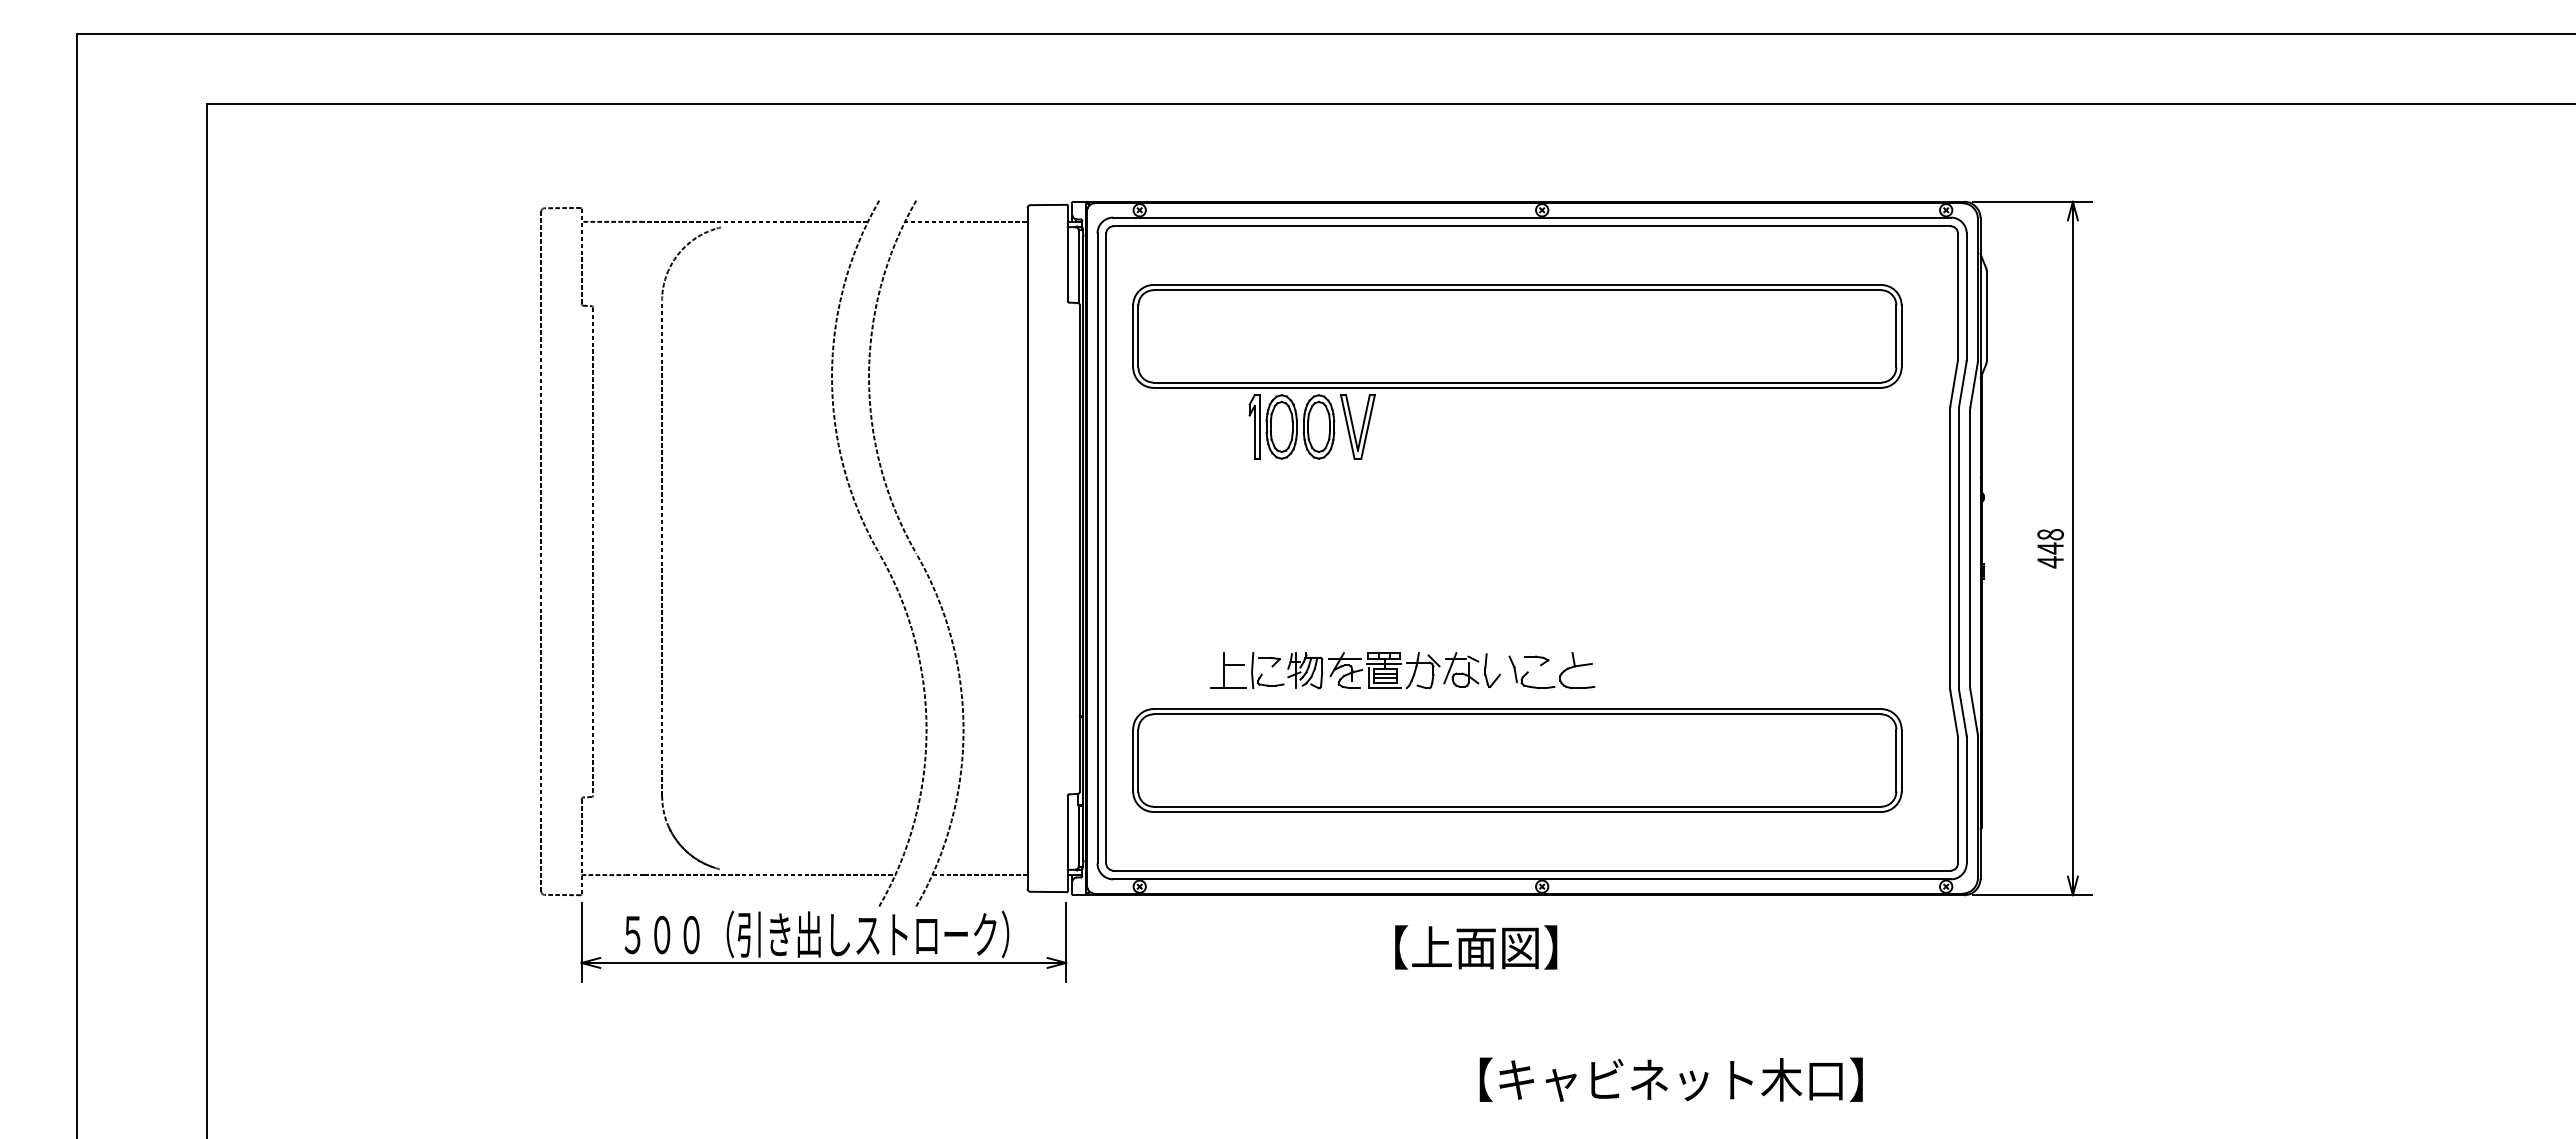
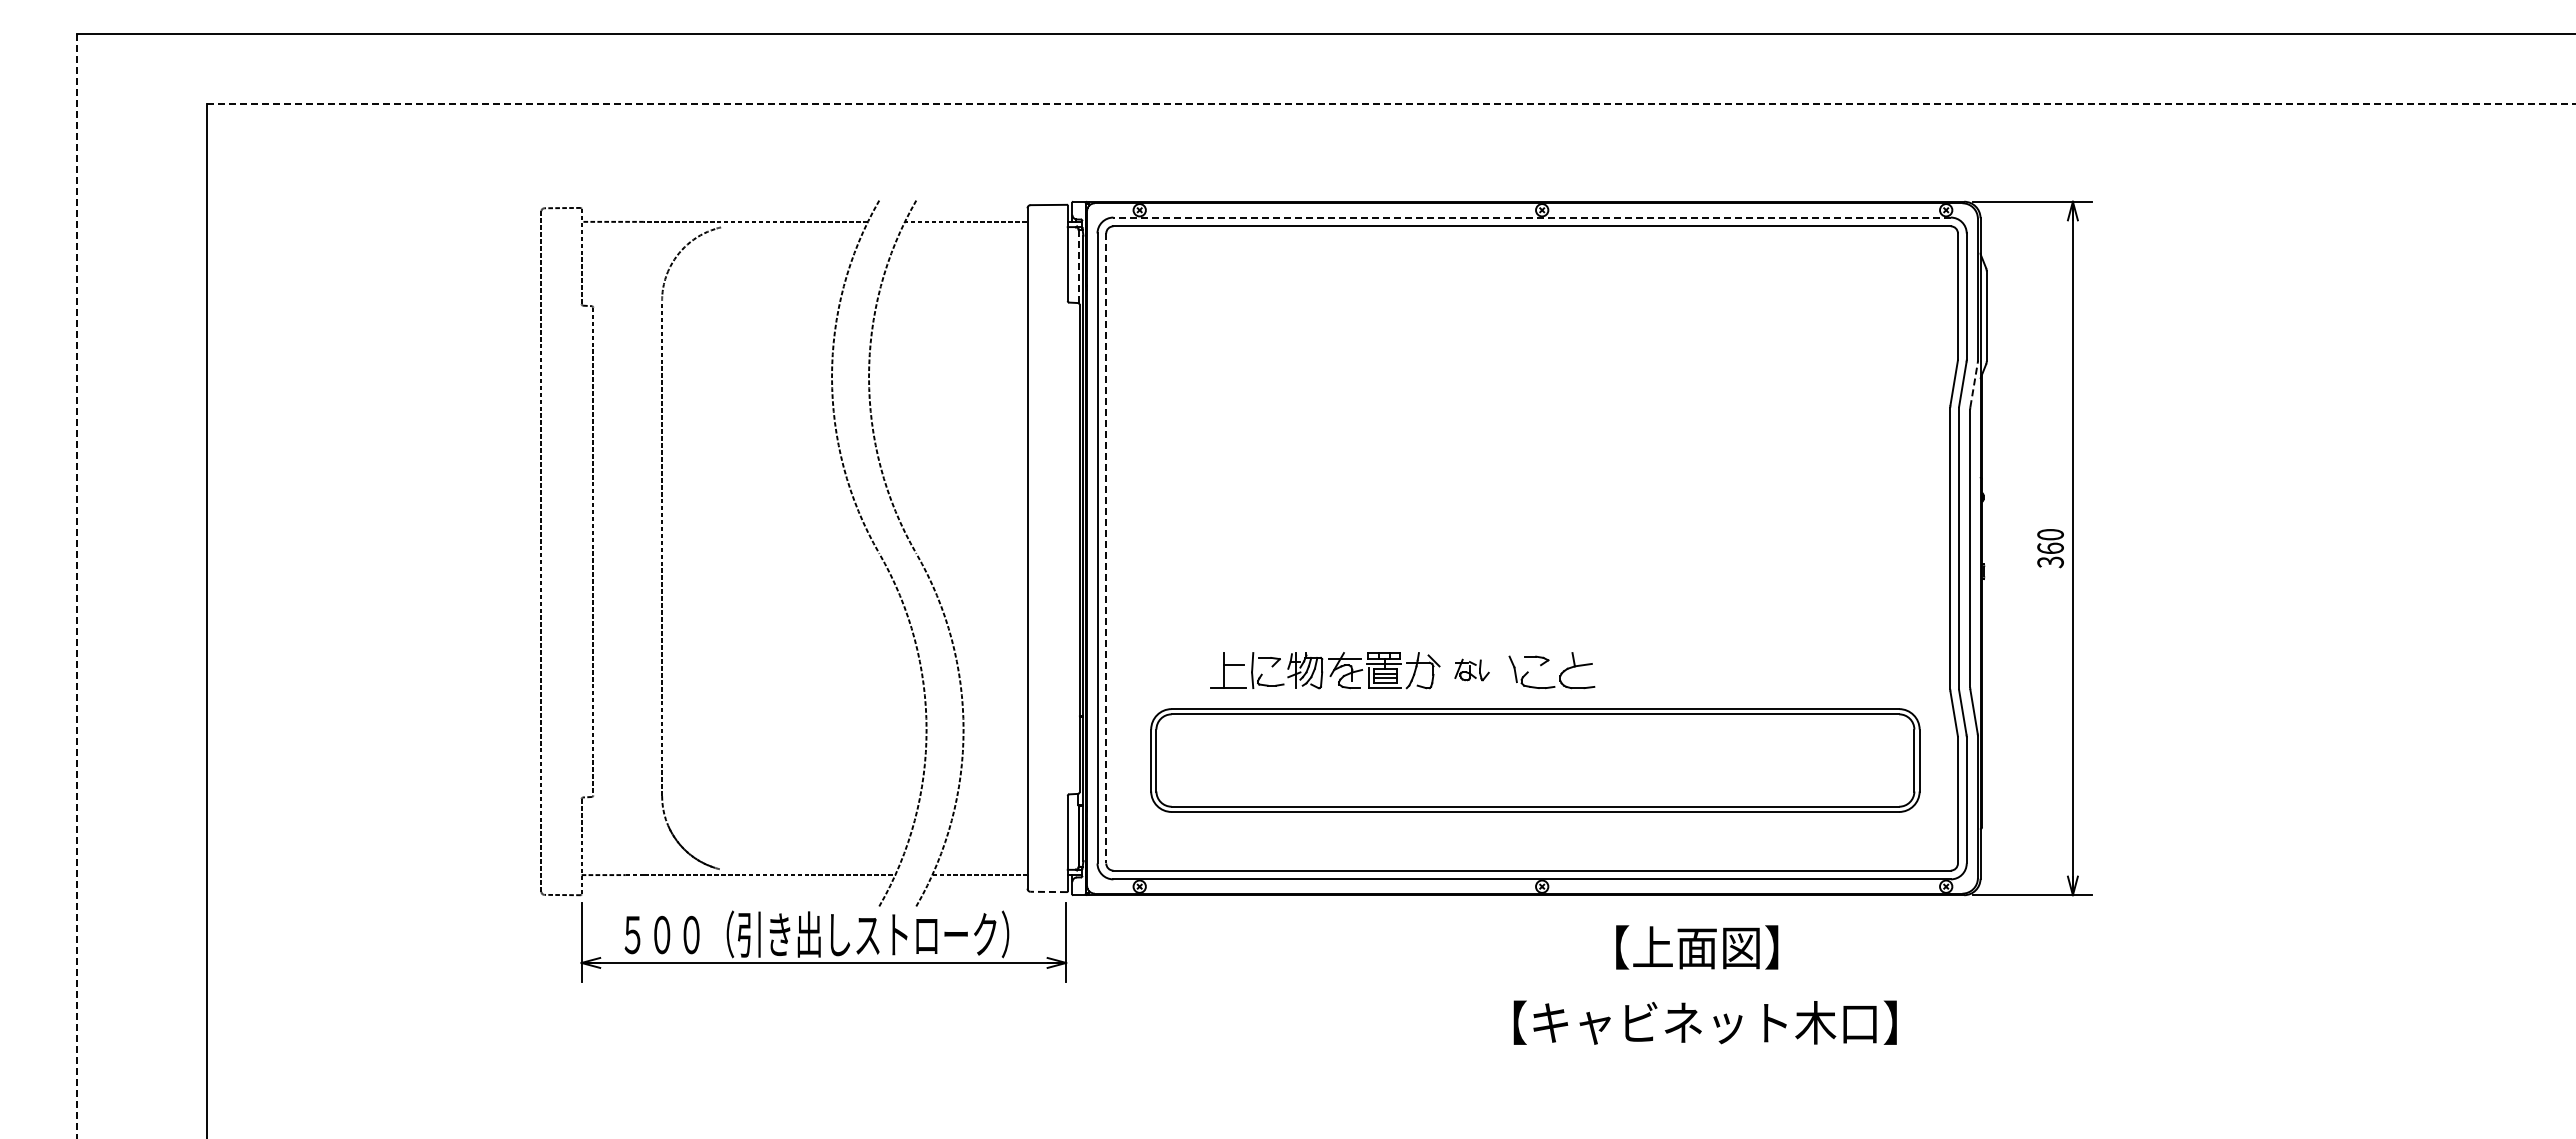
line: solid -> dashed (1392, 103)
line: solid -> dashed (1532, 217)
line: solid -> dashed (1078, 266)
part: present -> none (1517, 371)
line: solid -> dashed (1974, 384)
line: solid -> dashed (1106, 548)
text: 448 -> 360 (2050, 548)
line: solid -> dashed (77, 586)
part size: 58x36 px -> 36x24 px (1471, 669)
part position: (1517, 760) -> (1535, 760) (1535, 760)
line: solid -> dashed (1048, 891)
text position: (1476, 947) -> (1697, 947) (1697, 947)
text position: (1670, 1079) -> (1704, 1022) (1704, 1022)
